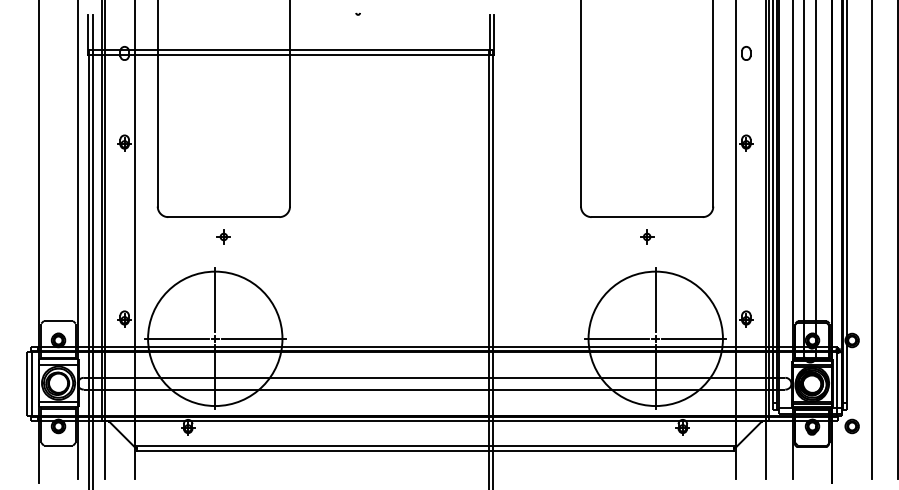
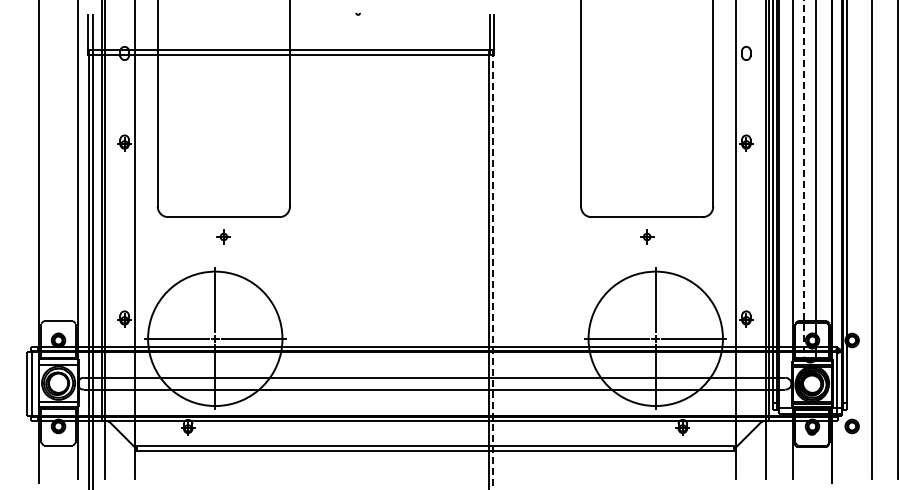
line: solid -> dashed (804, 178)
line: solid -> dashed (493, 269)
